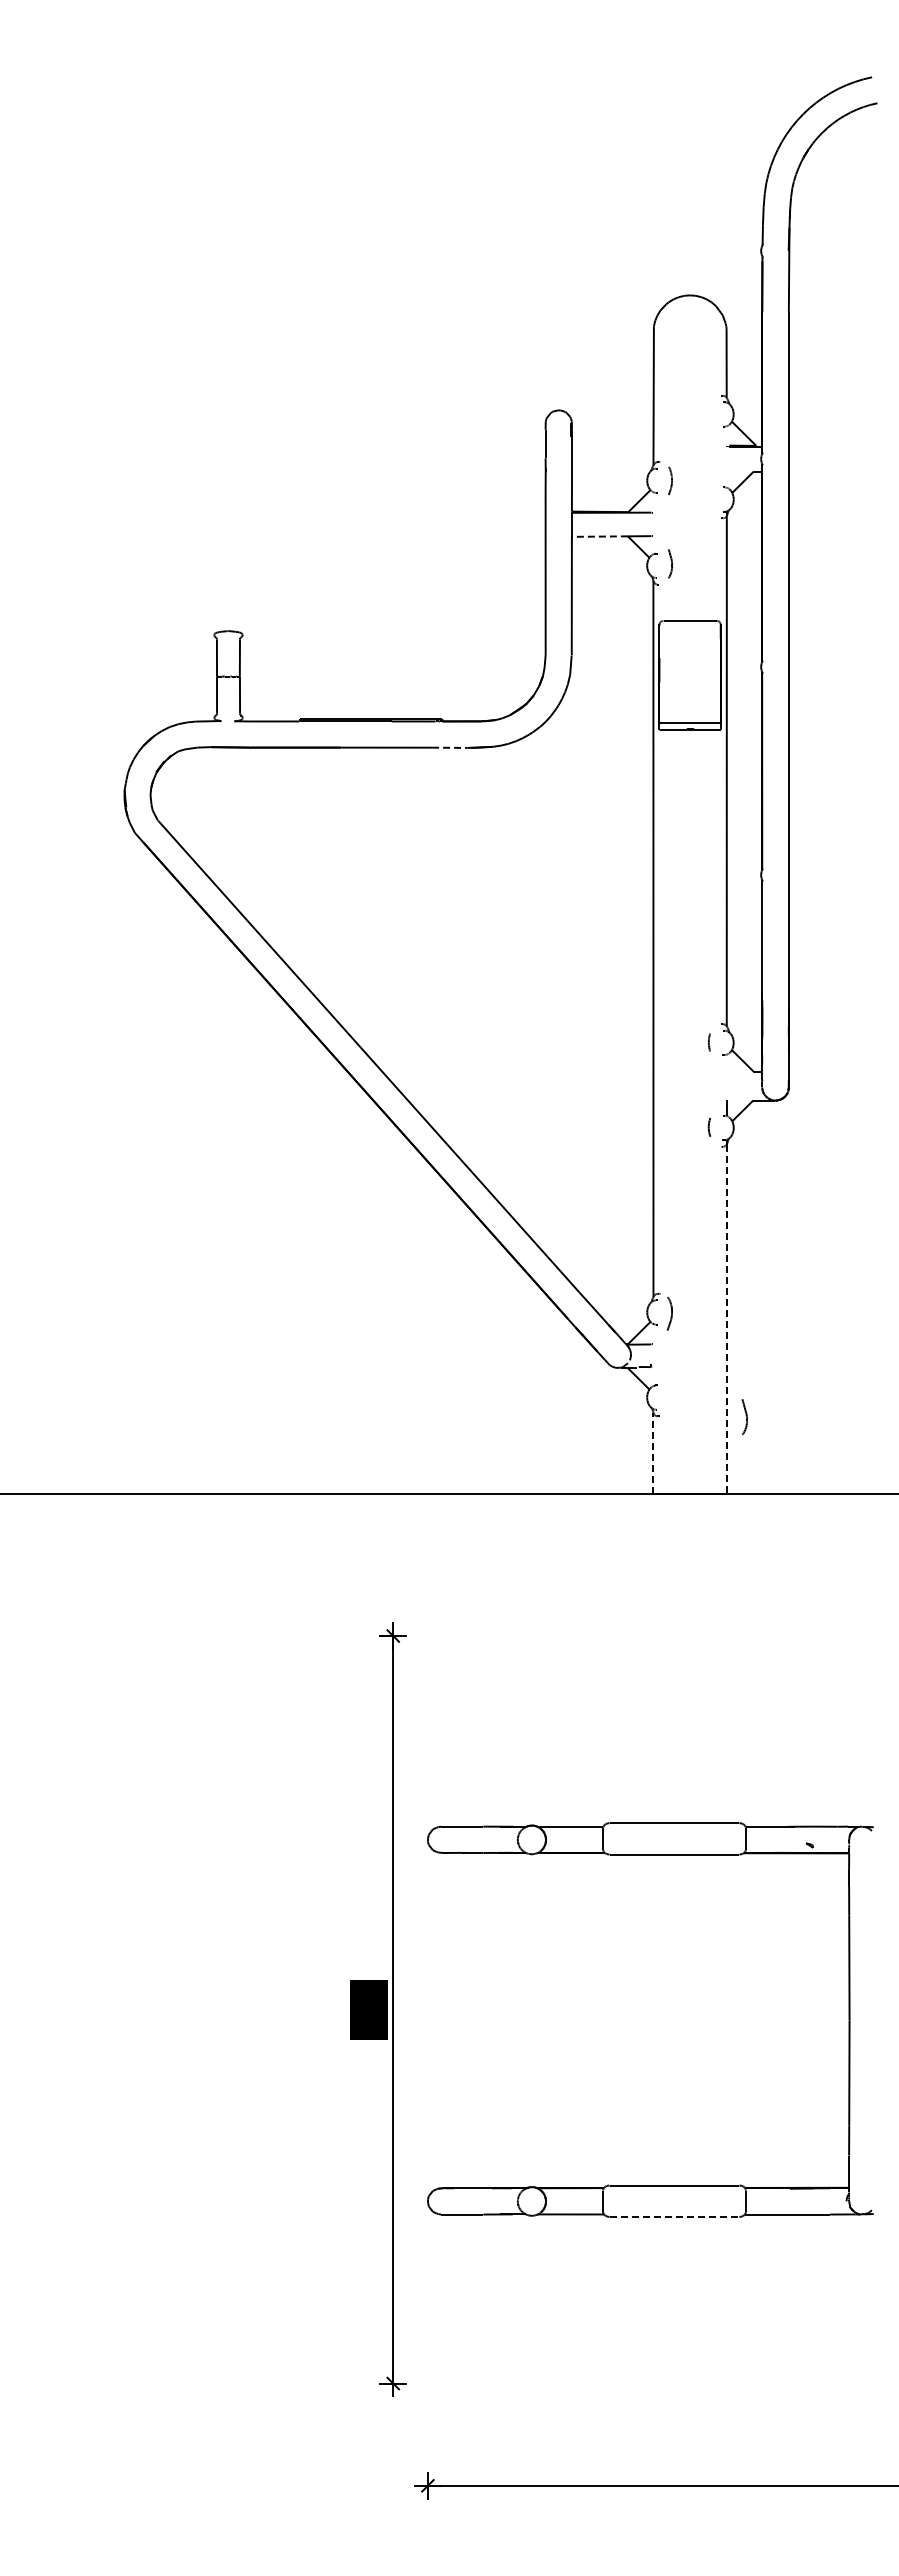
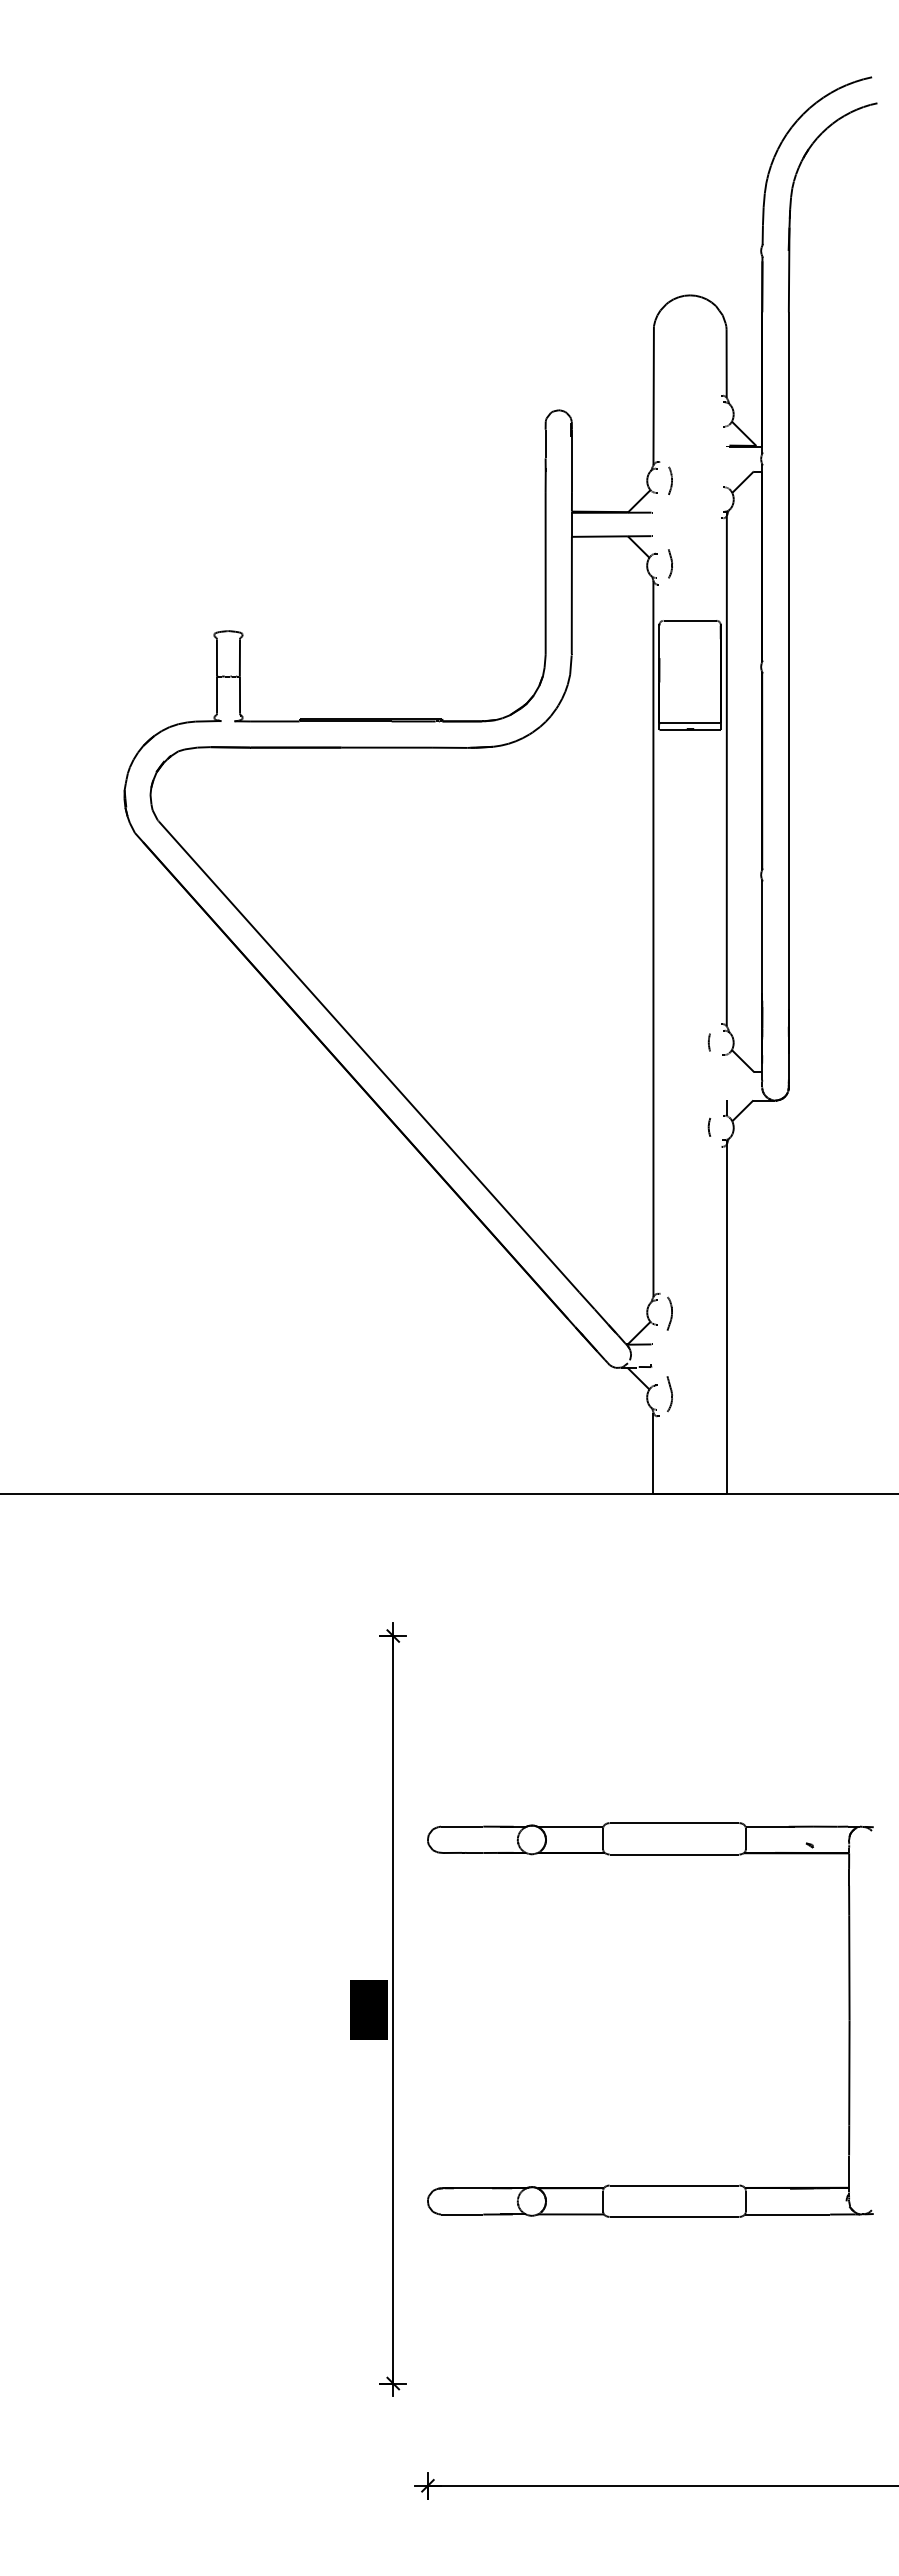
line: dashed -> solid (599, 536)
line: dashed -> solid (449, 747)
line: dashed -> solid (726, 1319)
part position: (744, 1417) -> (669, 1394) (669, 1394)
line: dashed -> solid (653, 1453)
line: dashed -> solid (674, 2216)
